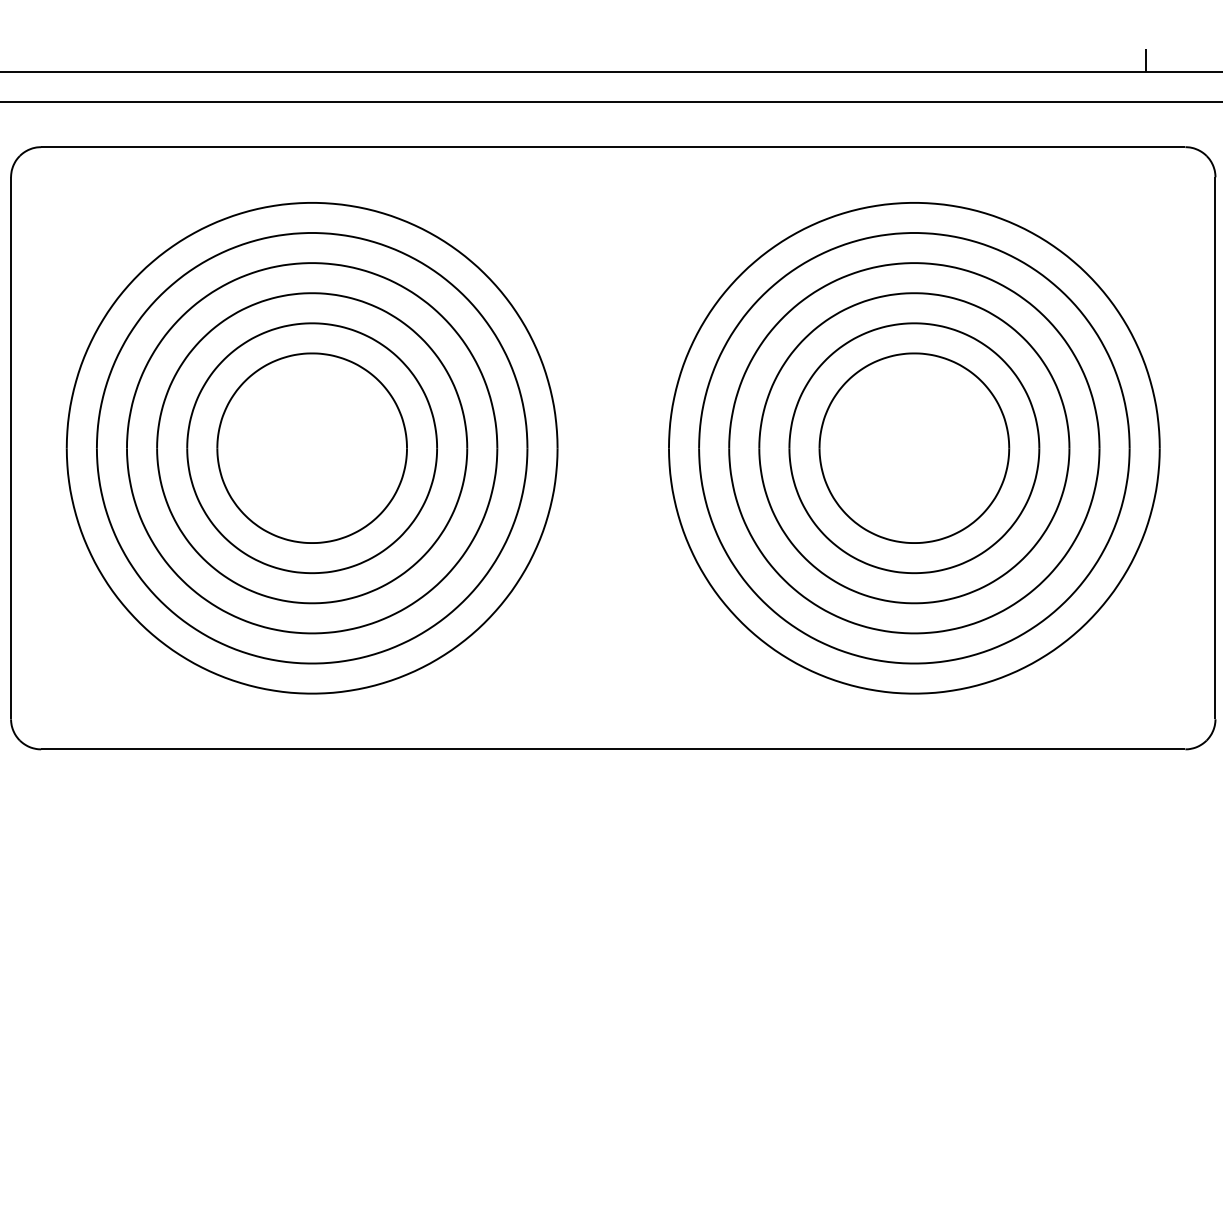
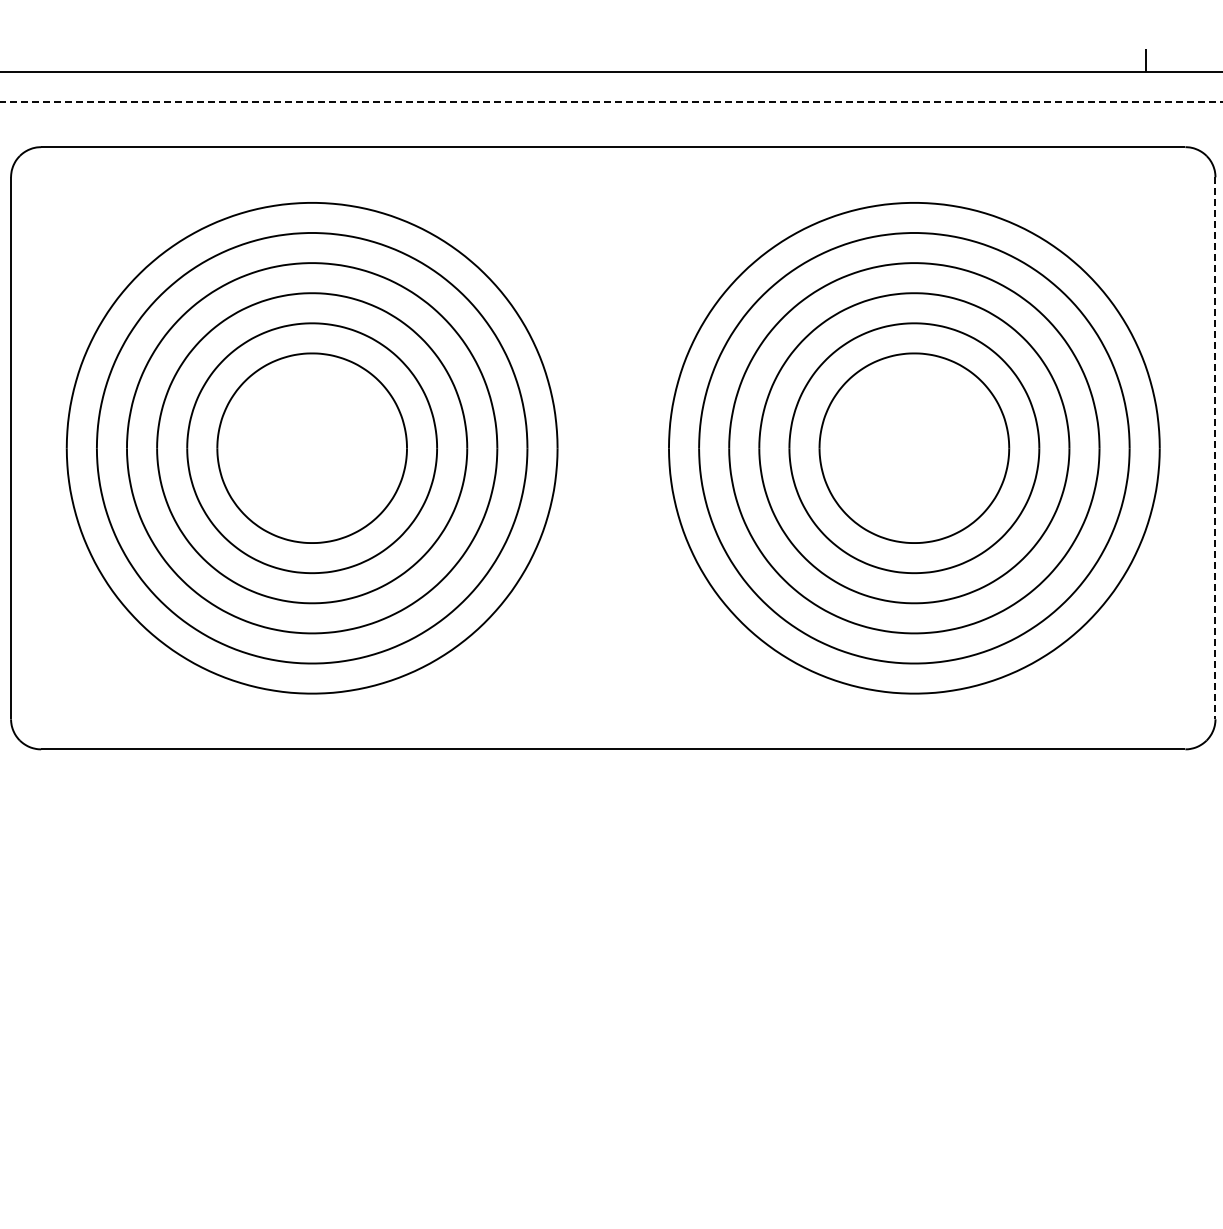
line: solid -> dashed (611, 102)
line: solid -> dashed (1215, 448)
